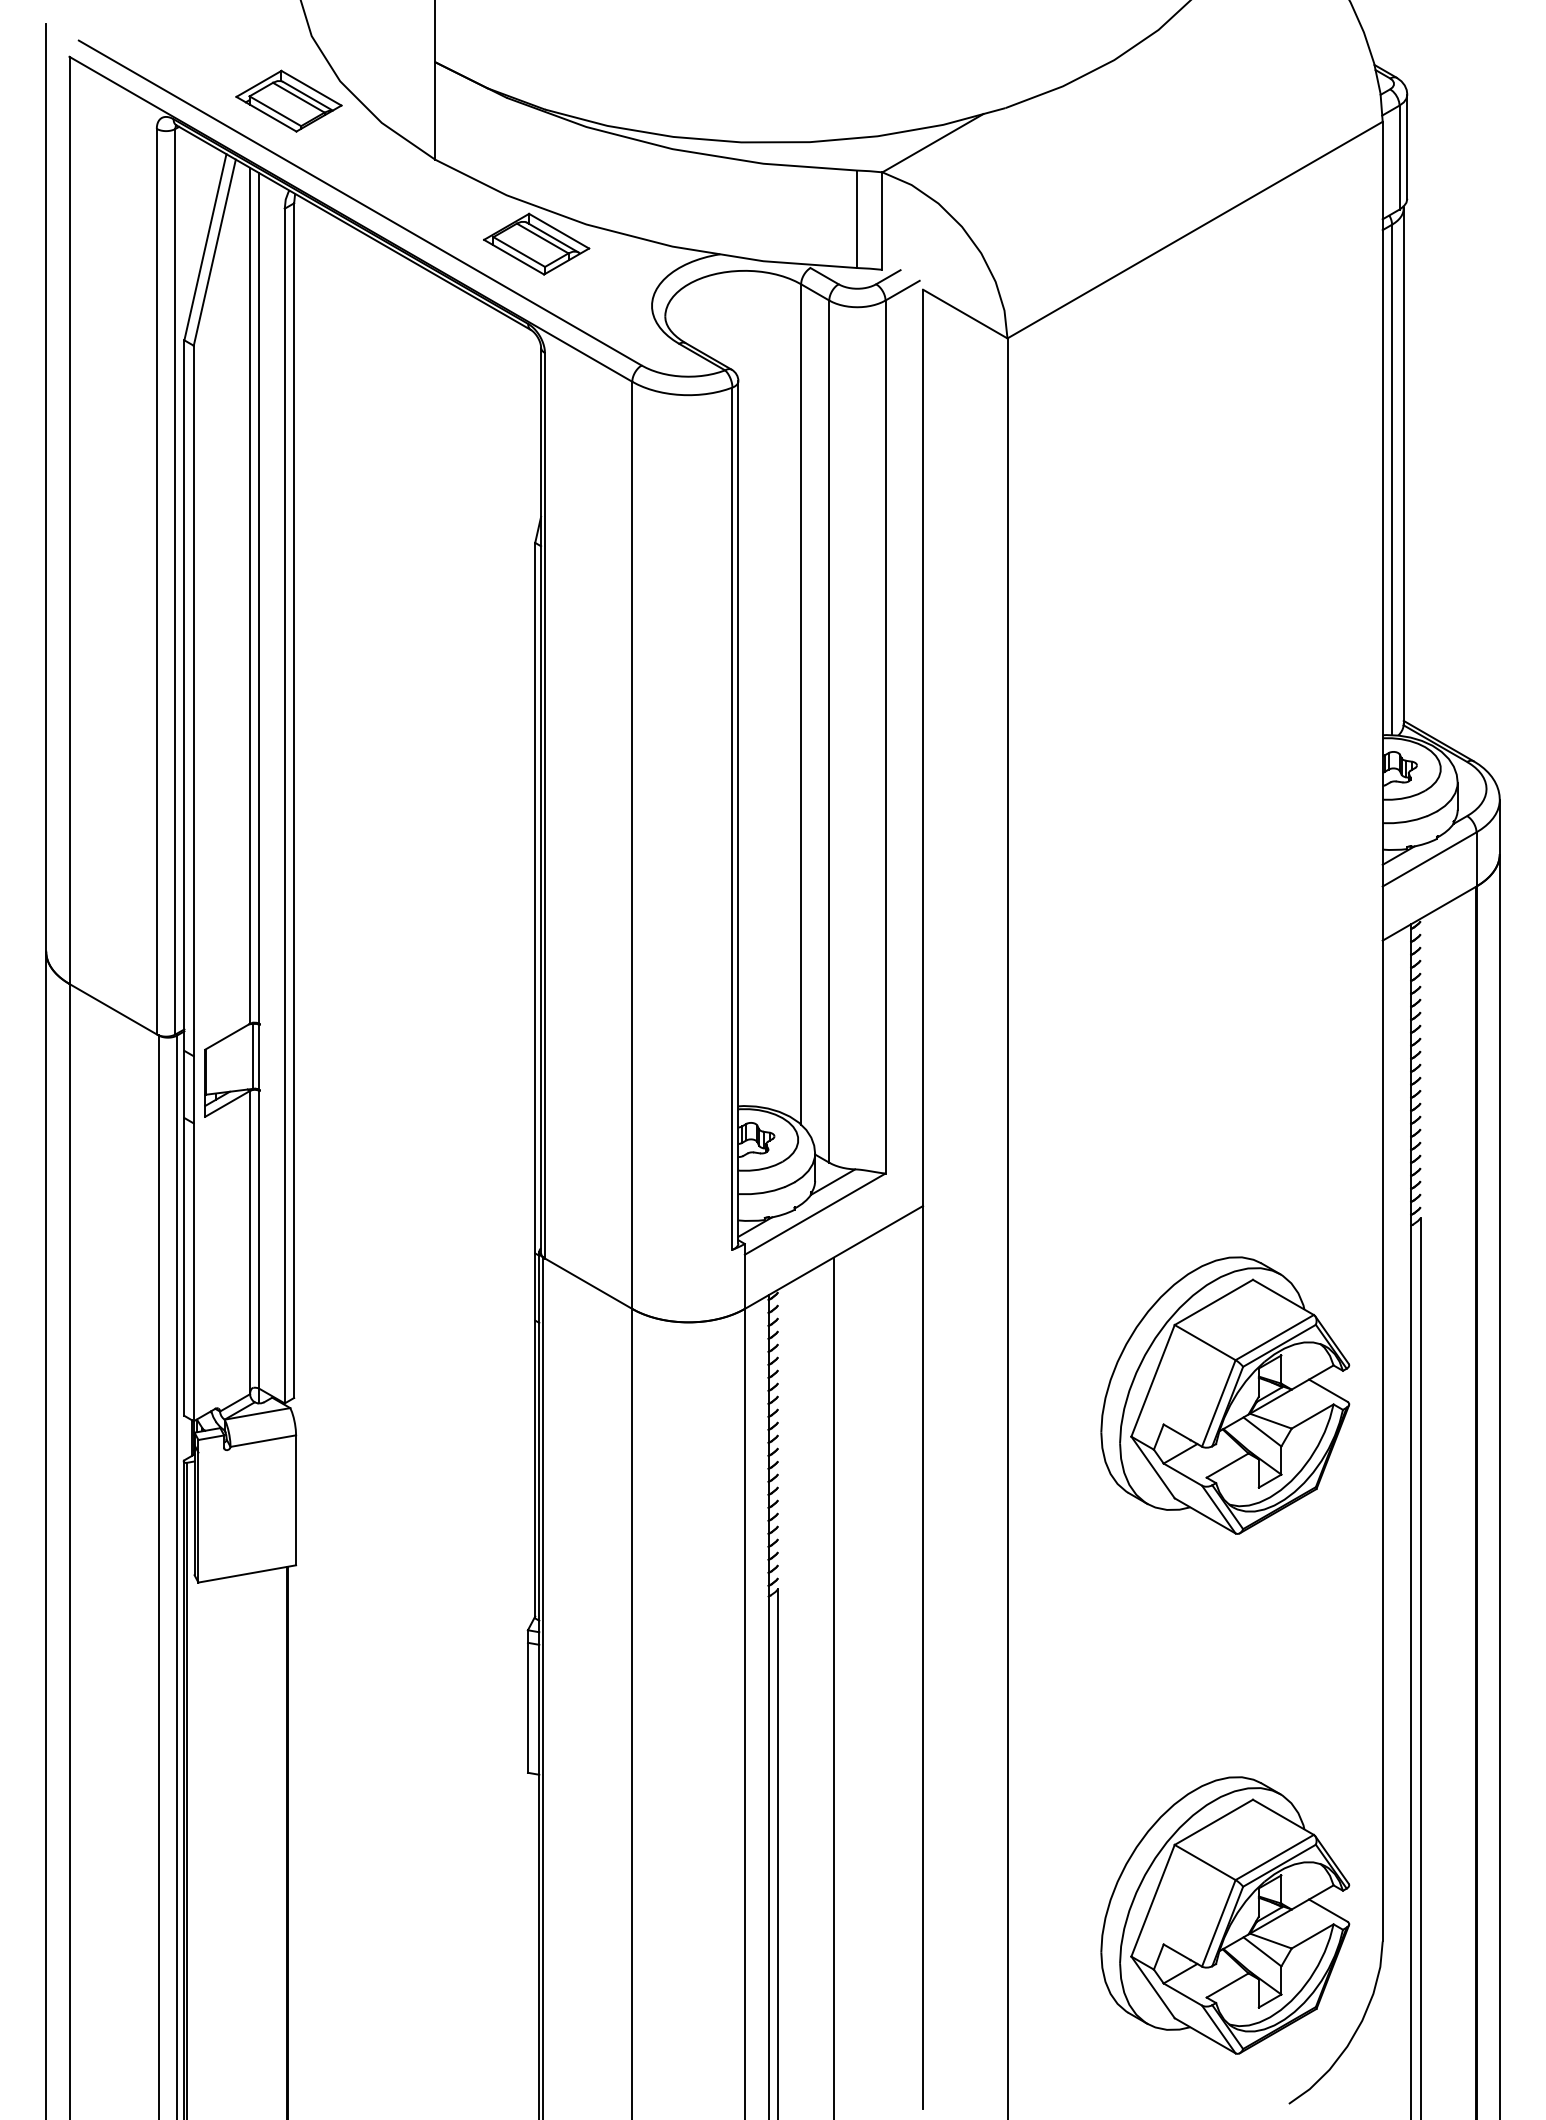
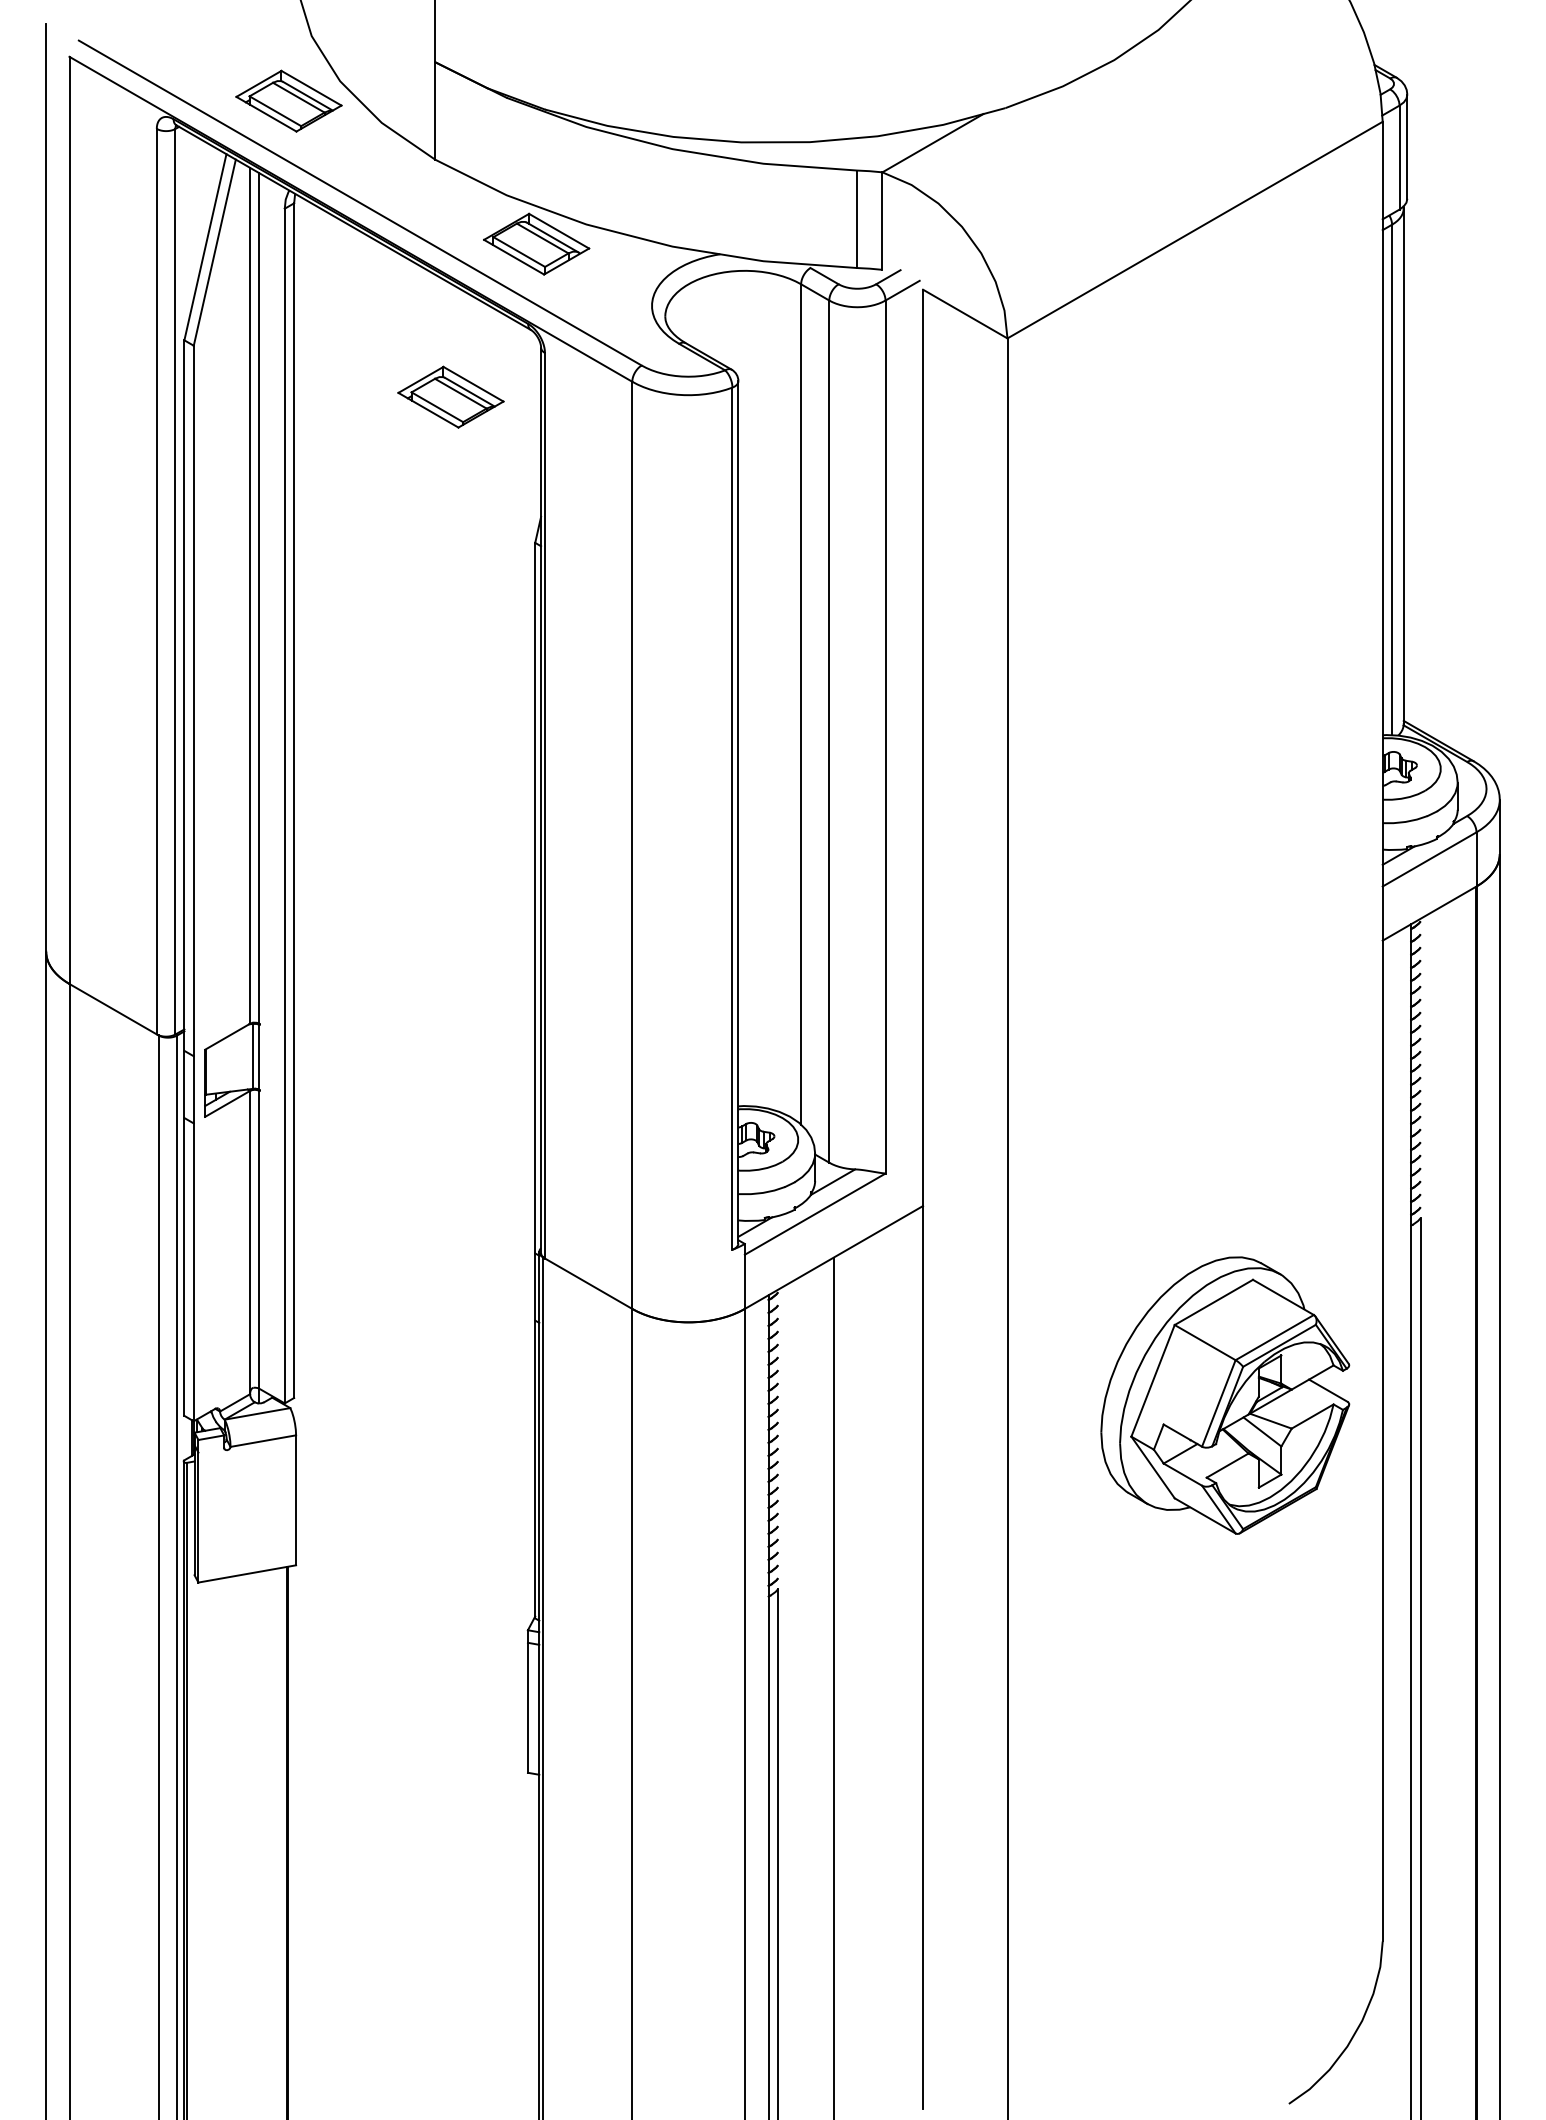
part: none -> present (450, 396)
part: present -> none (1225, 1915)
